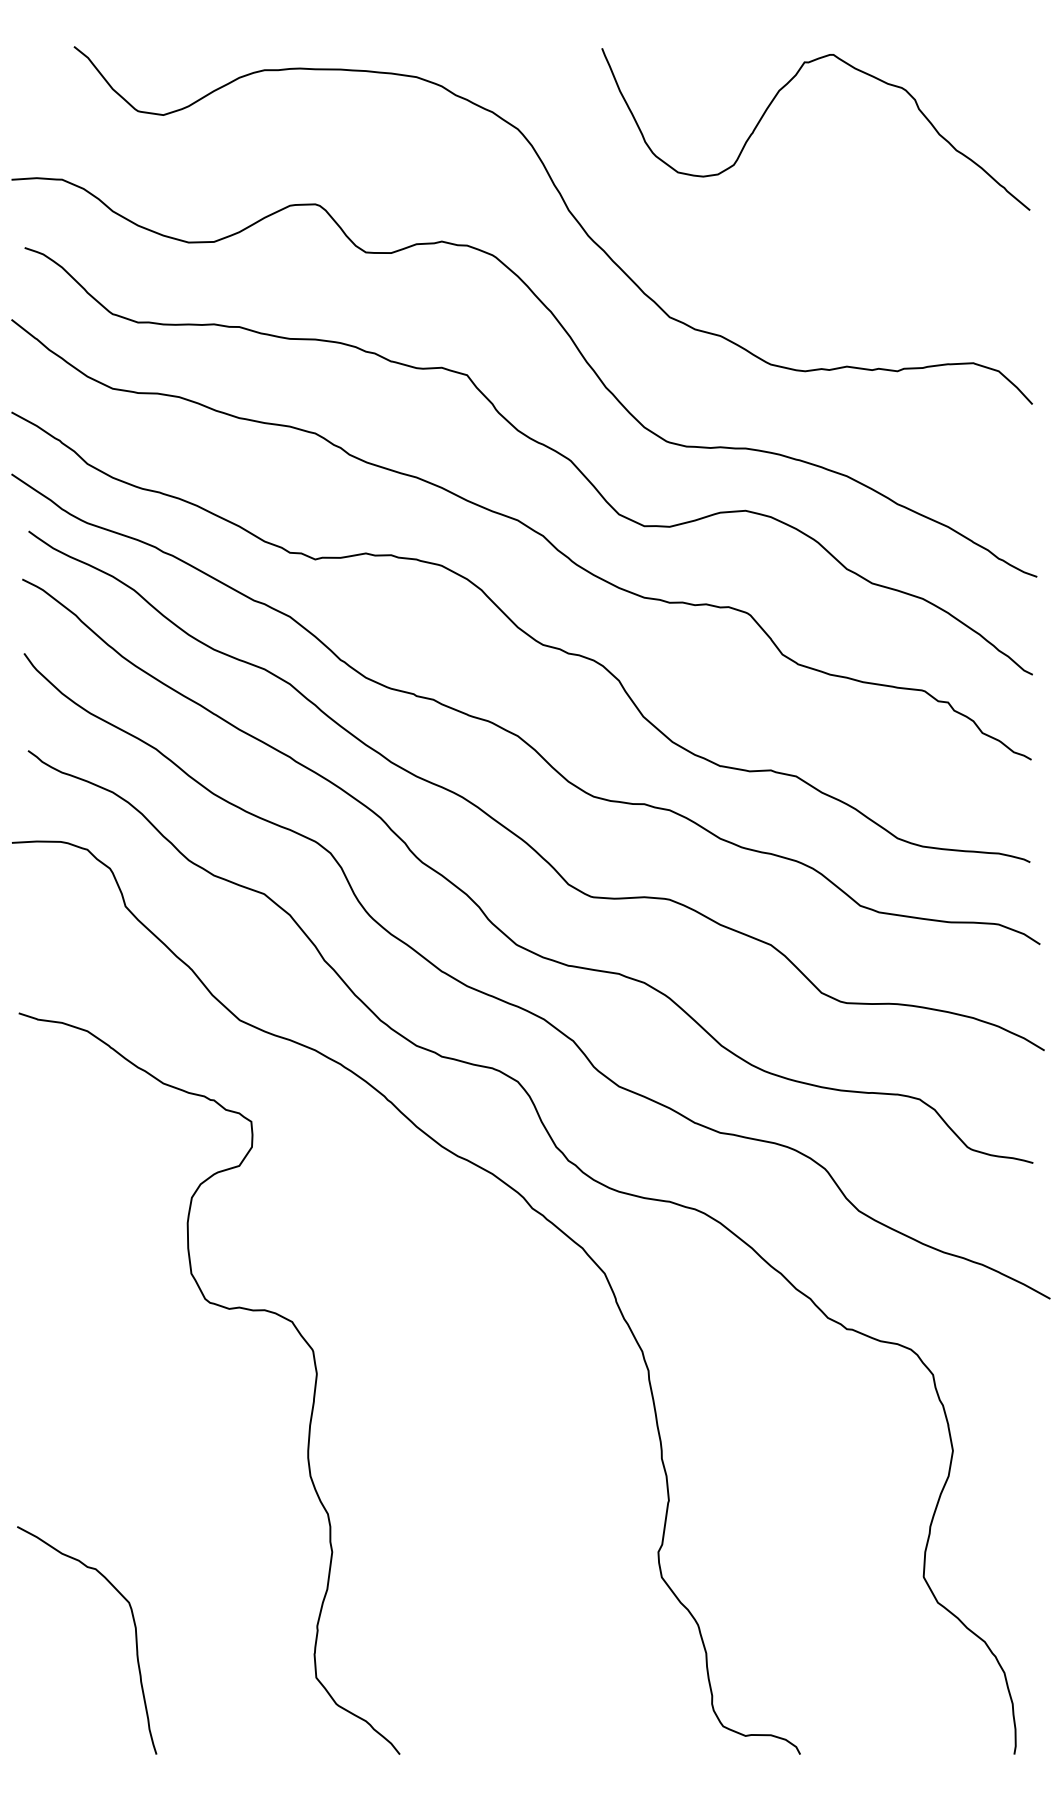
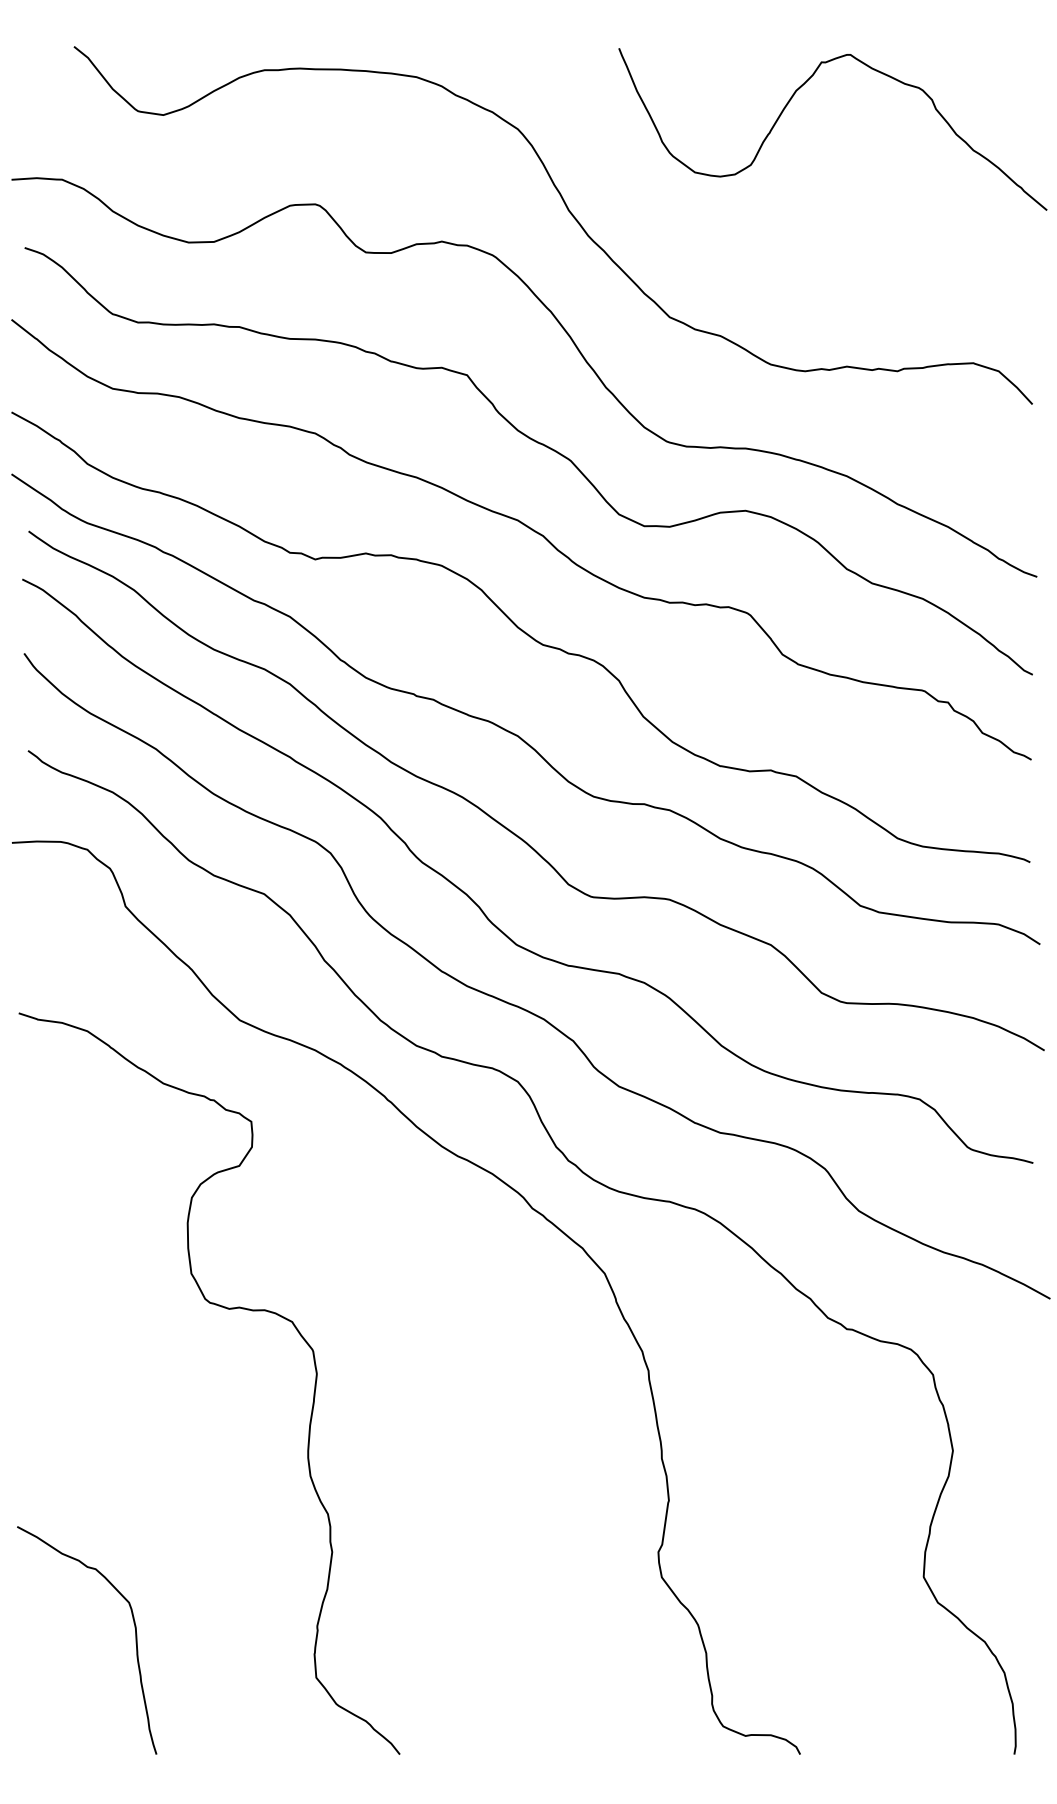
curve position: (773, 101) -> (790, 101) (790, 101)
